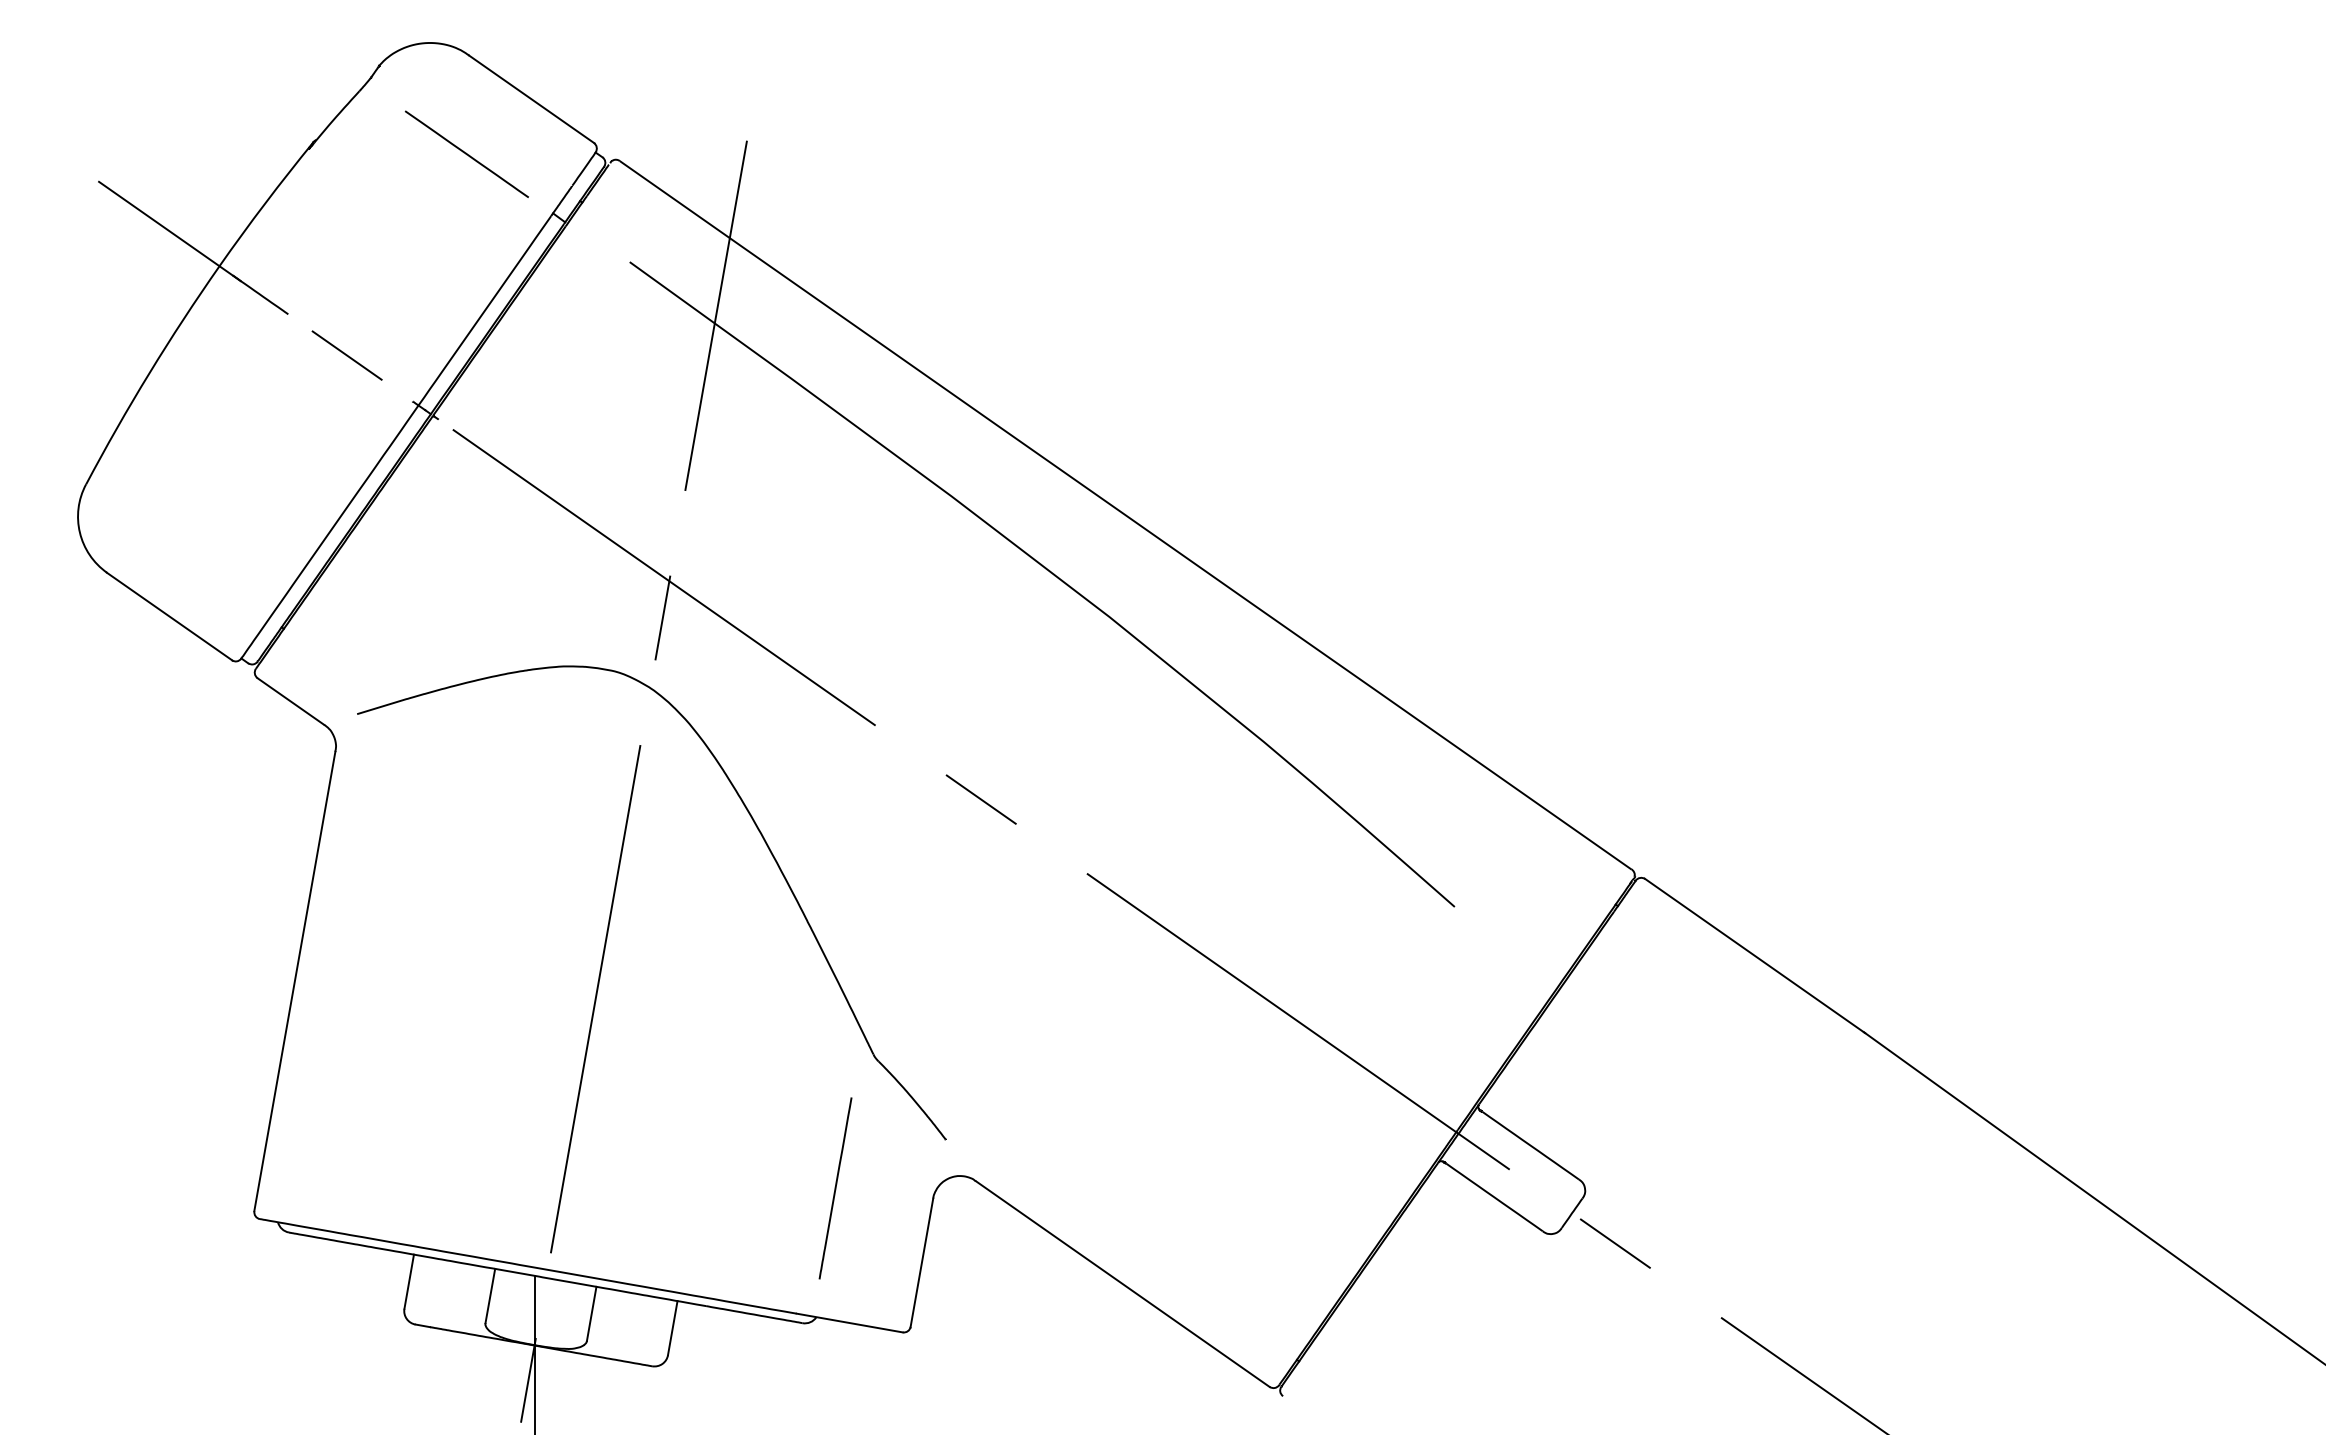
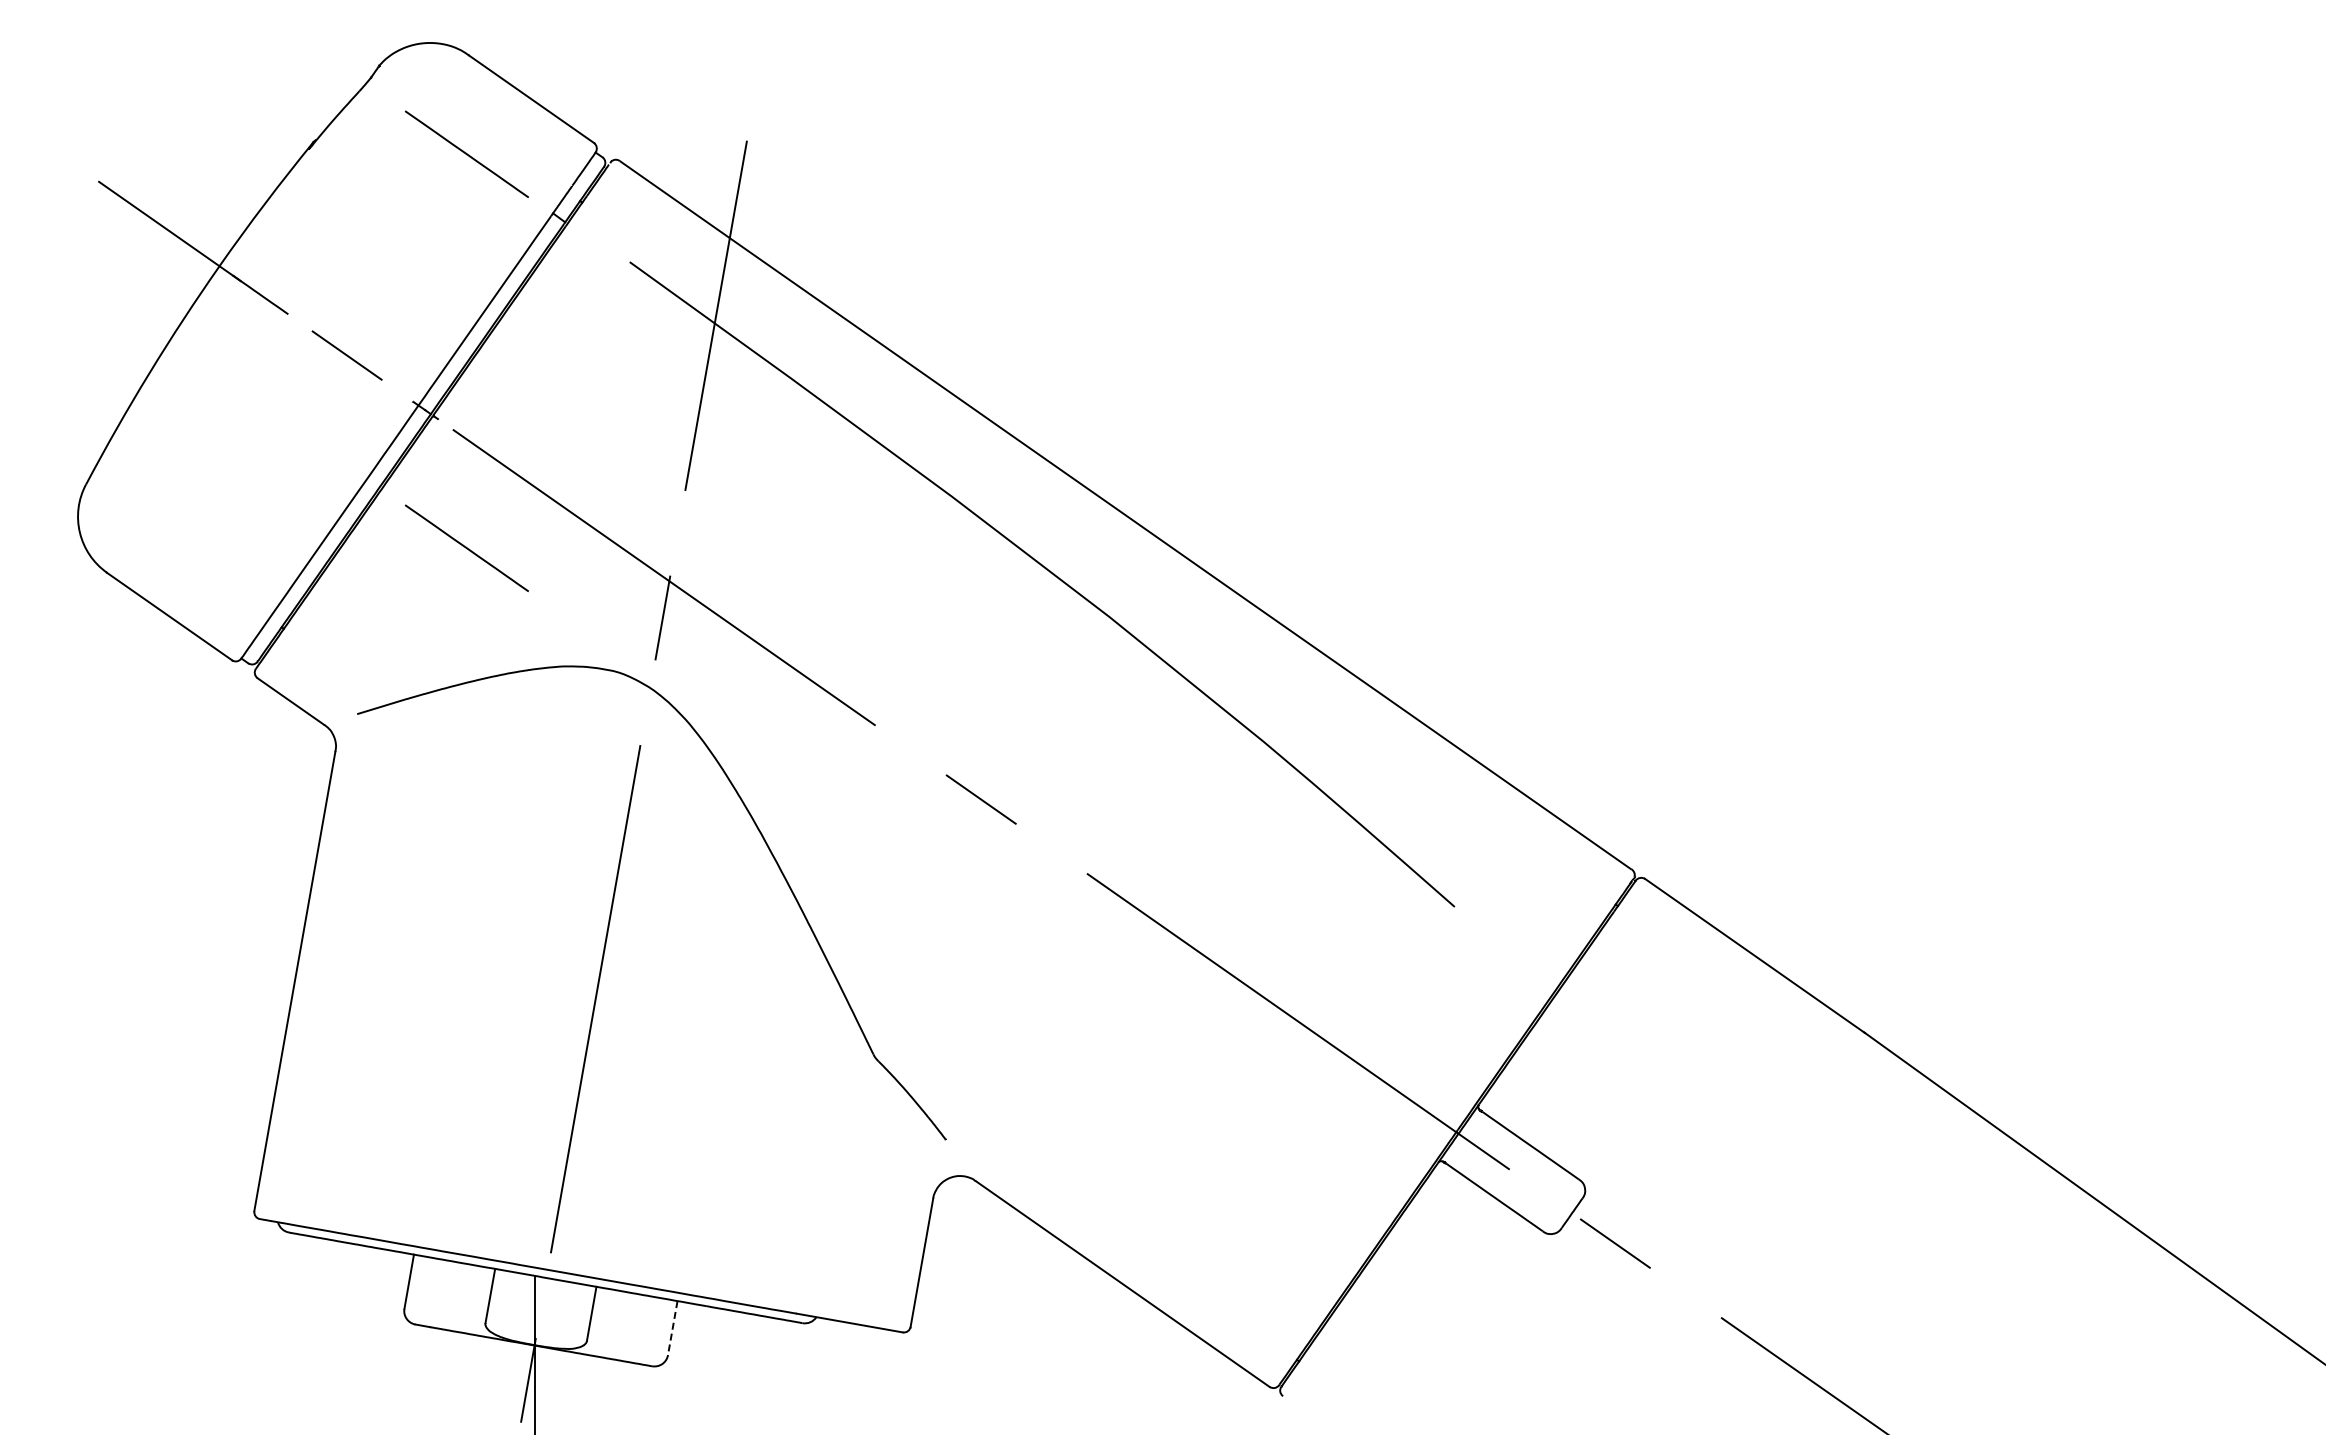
line: none -> present (466, 547)
line: present -> none (835, 1188)
line: solid -> dashed (672, 1328)
